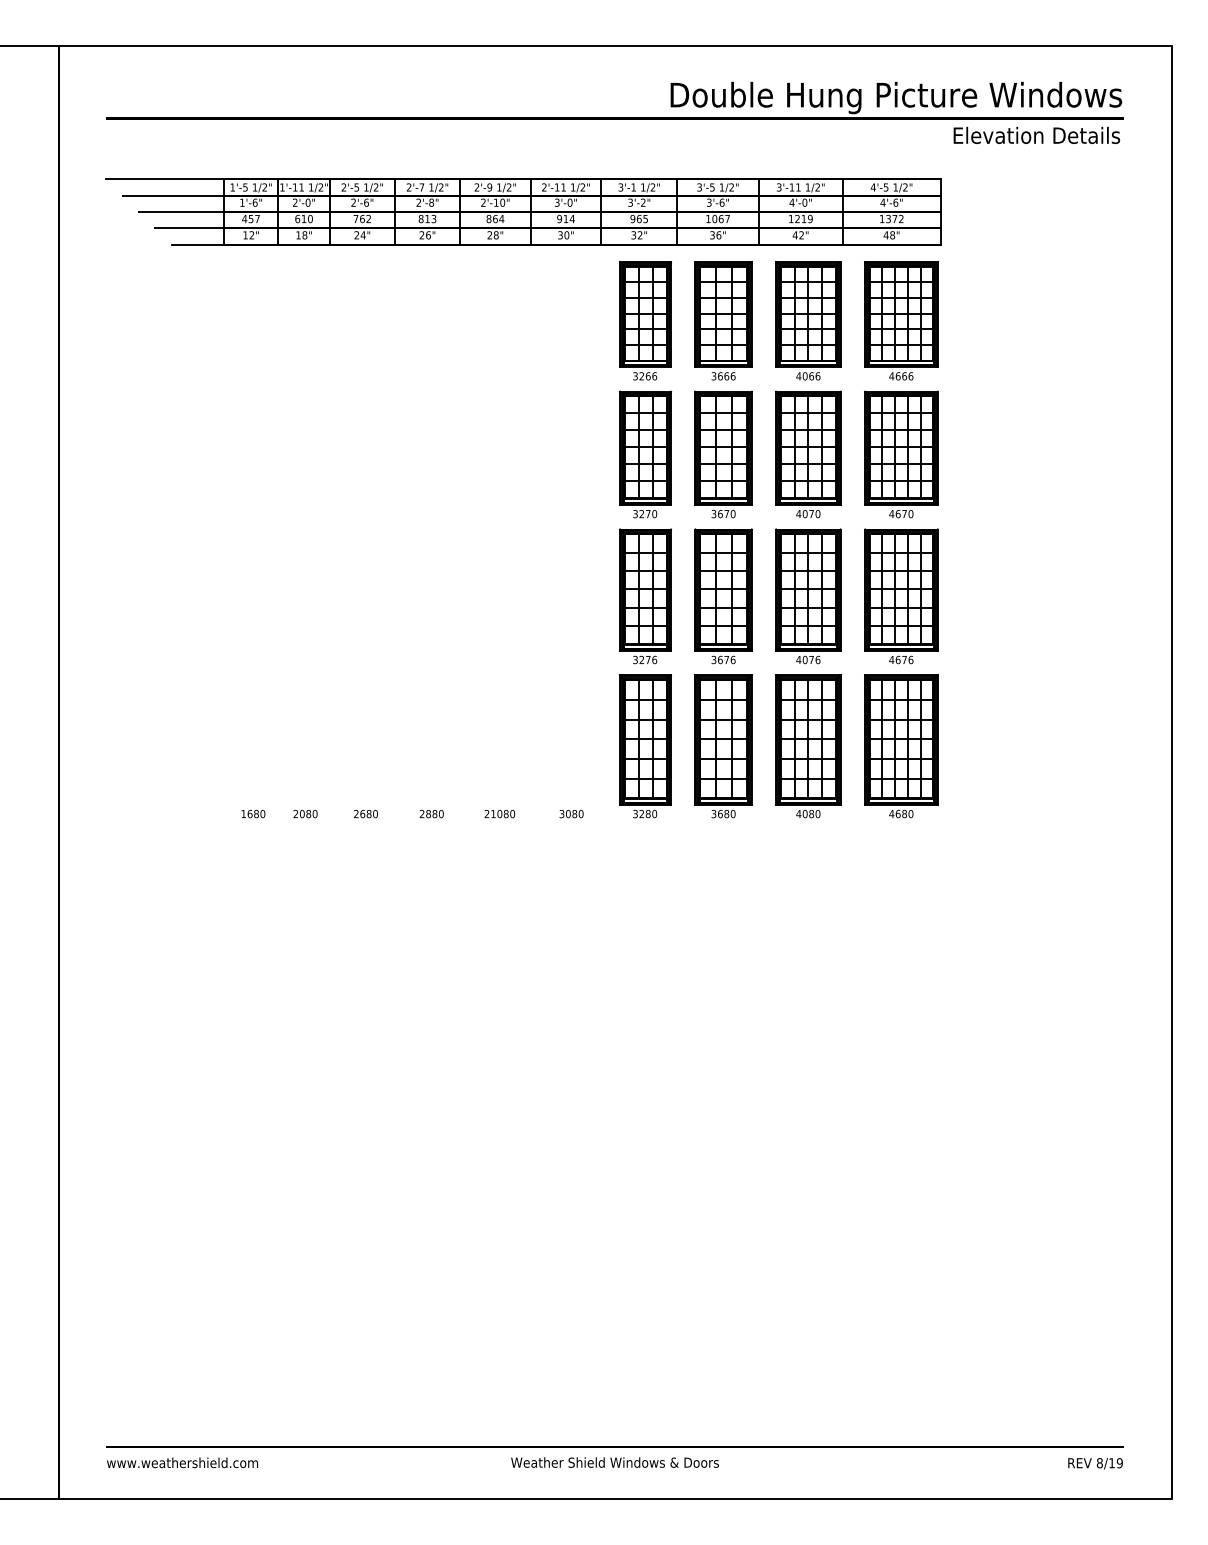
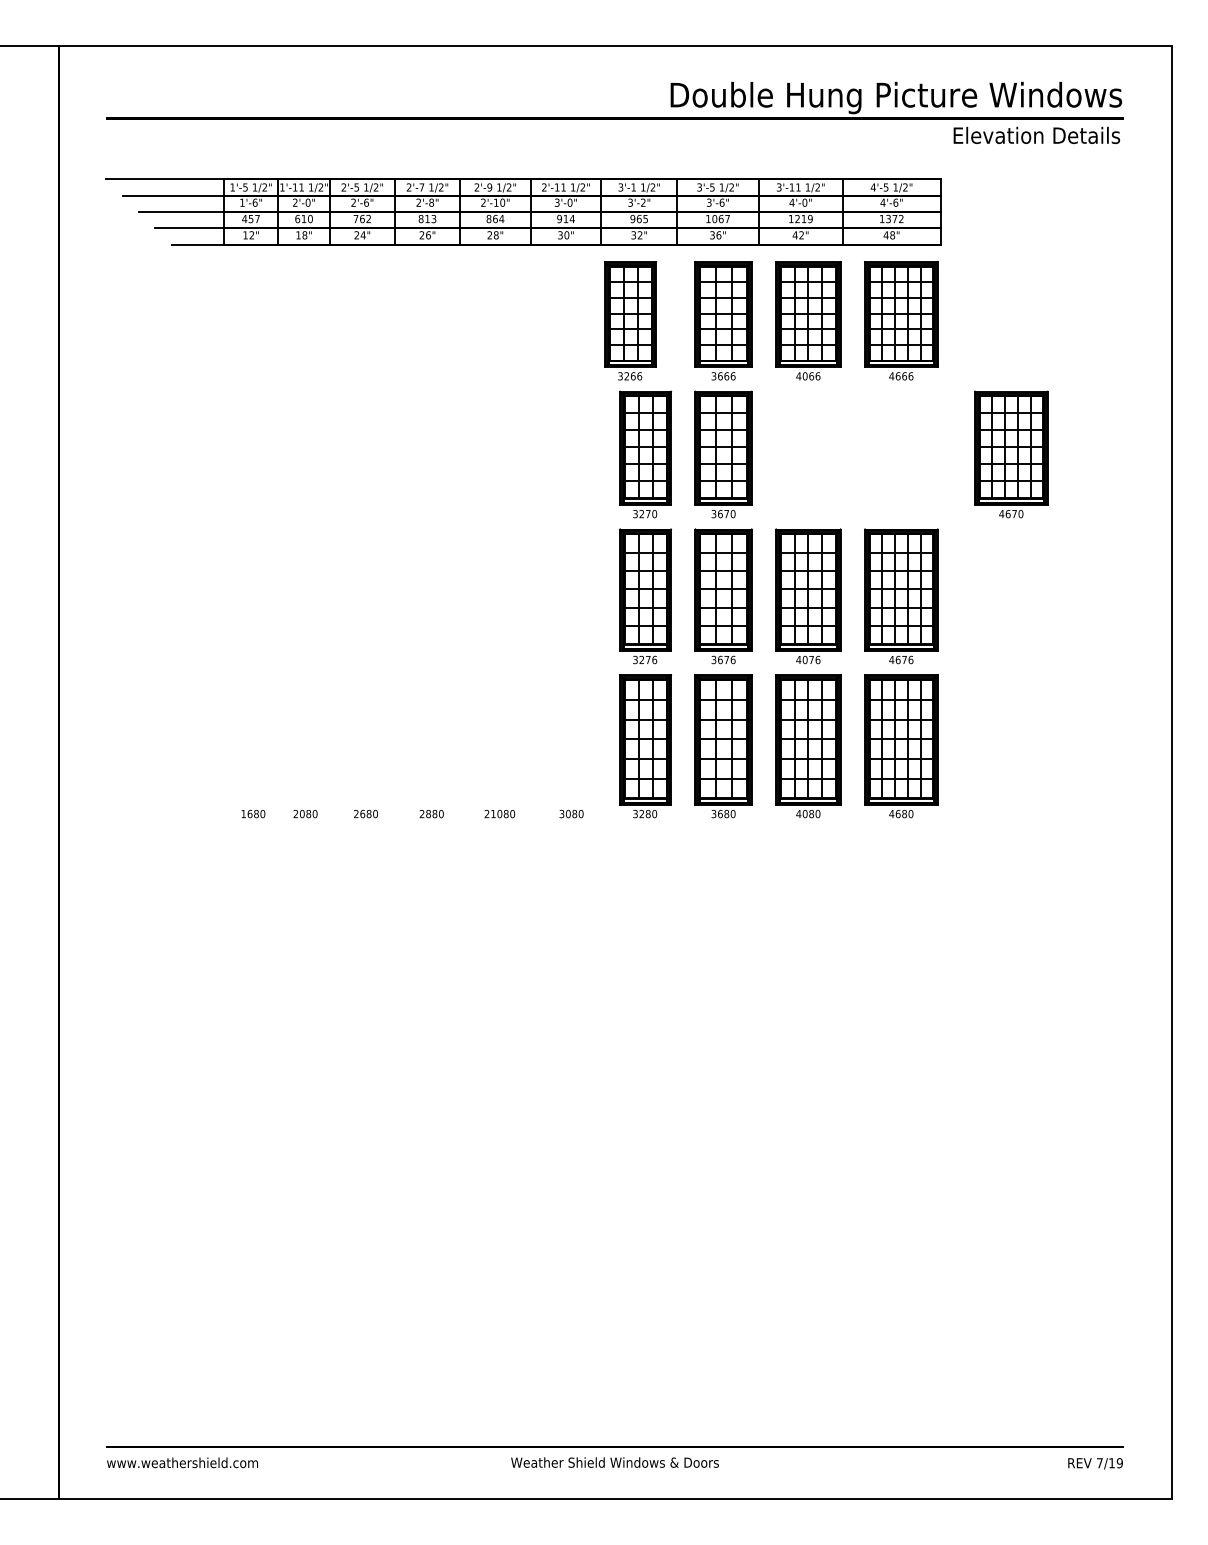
part position: (645, 320) -> (630, 320) (630, 320)
part: present -> none (808, 454)
part position: (901, 454) -> (1011, 454) (1011, 454)
text: 8/19 -> 7/19 (1099, 1463)
